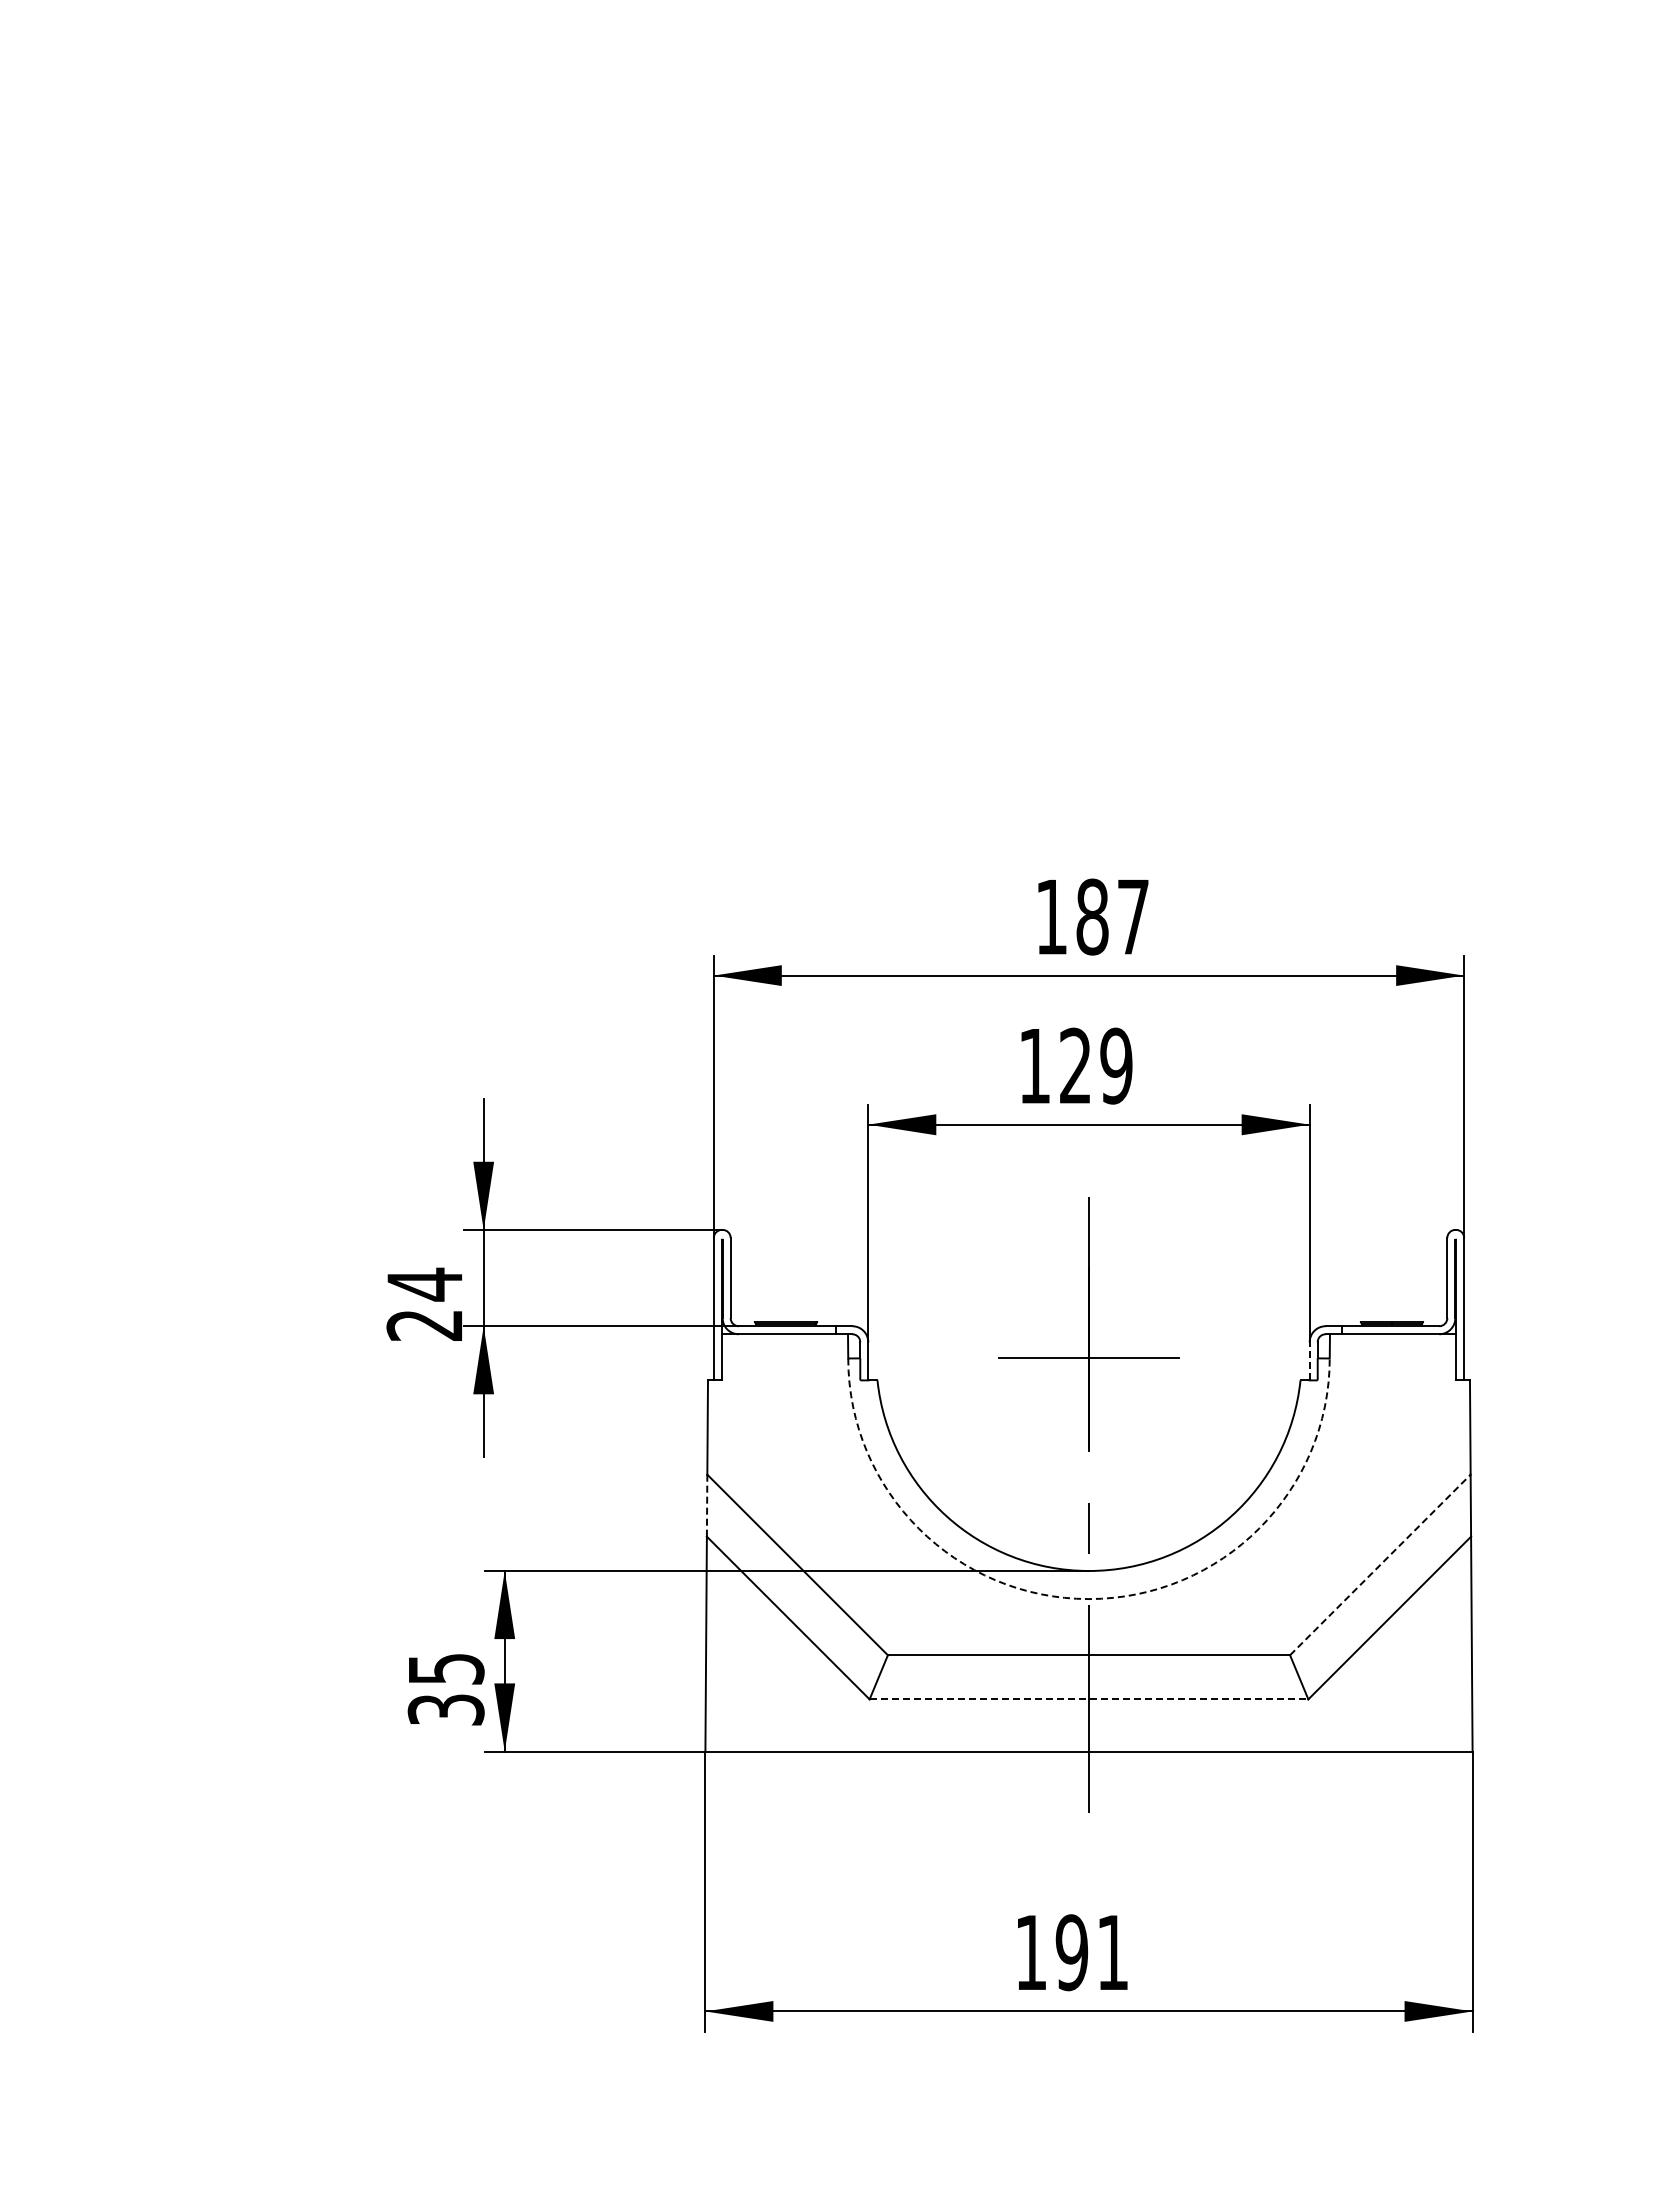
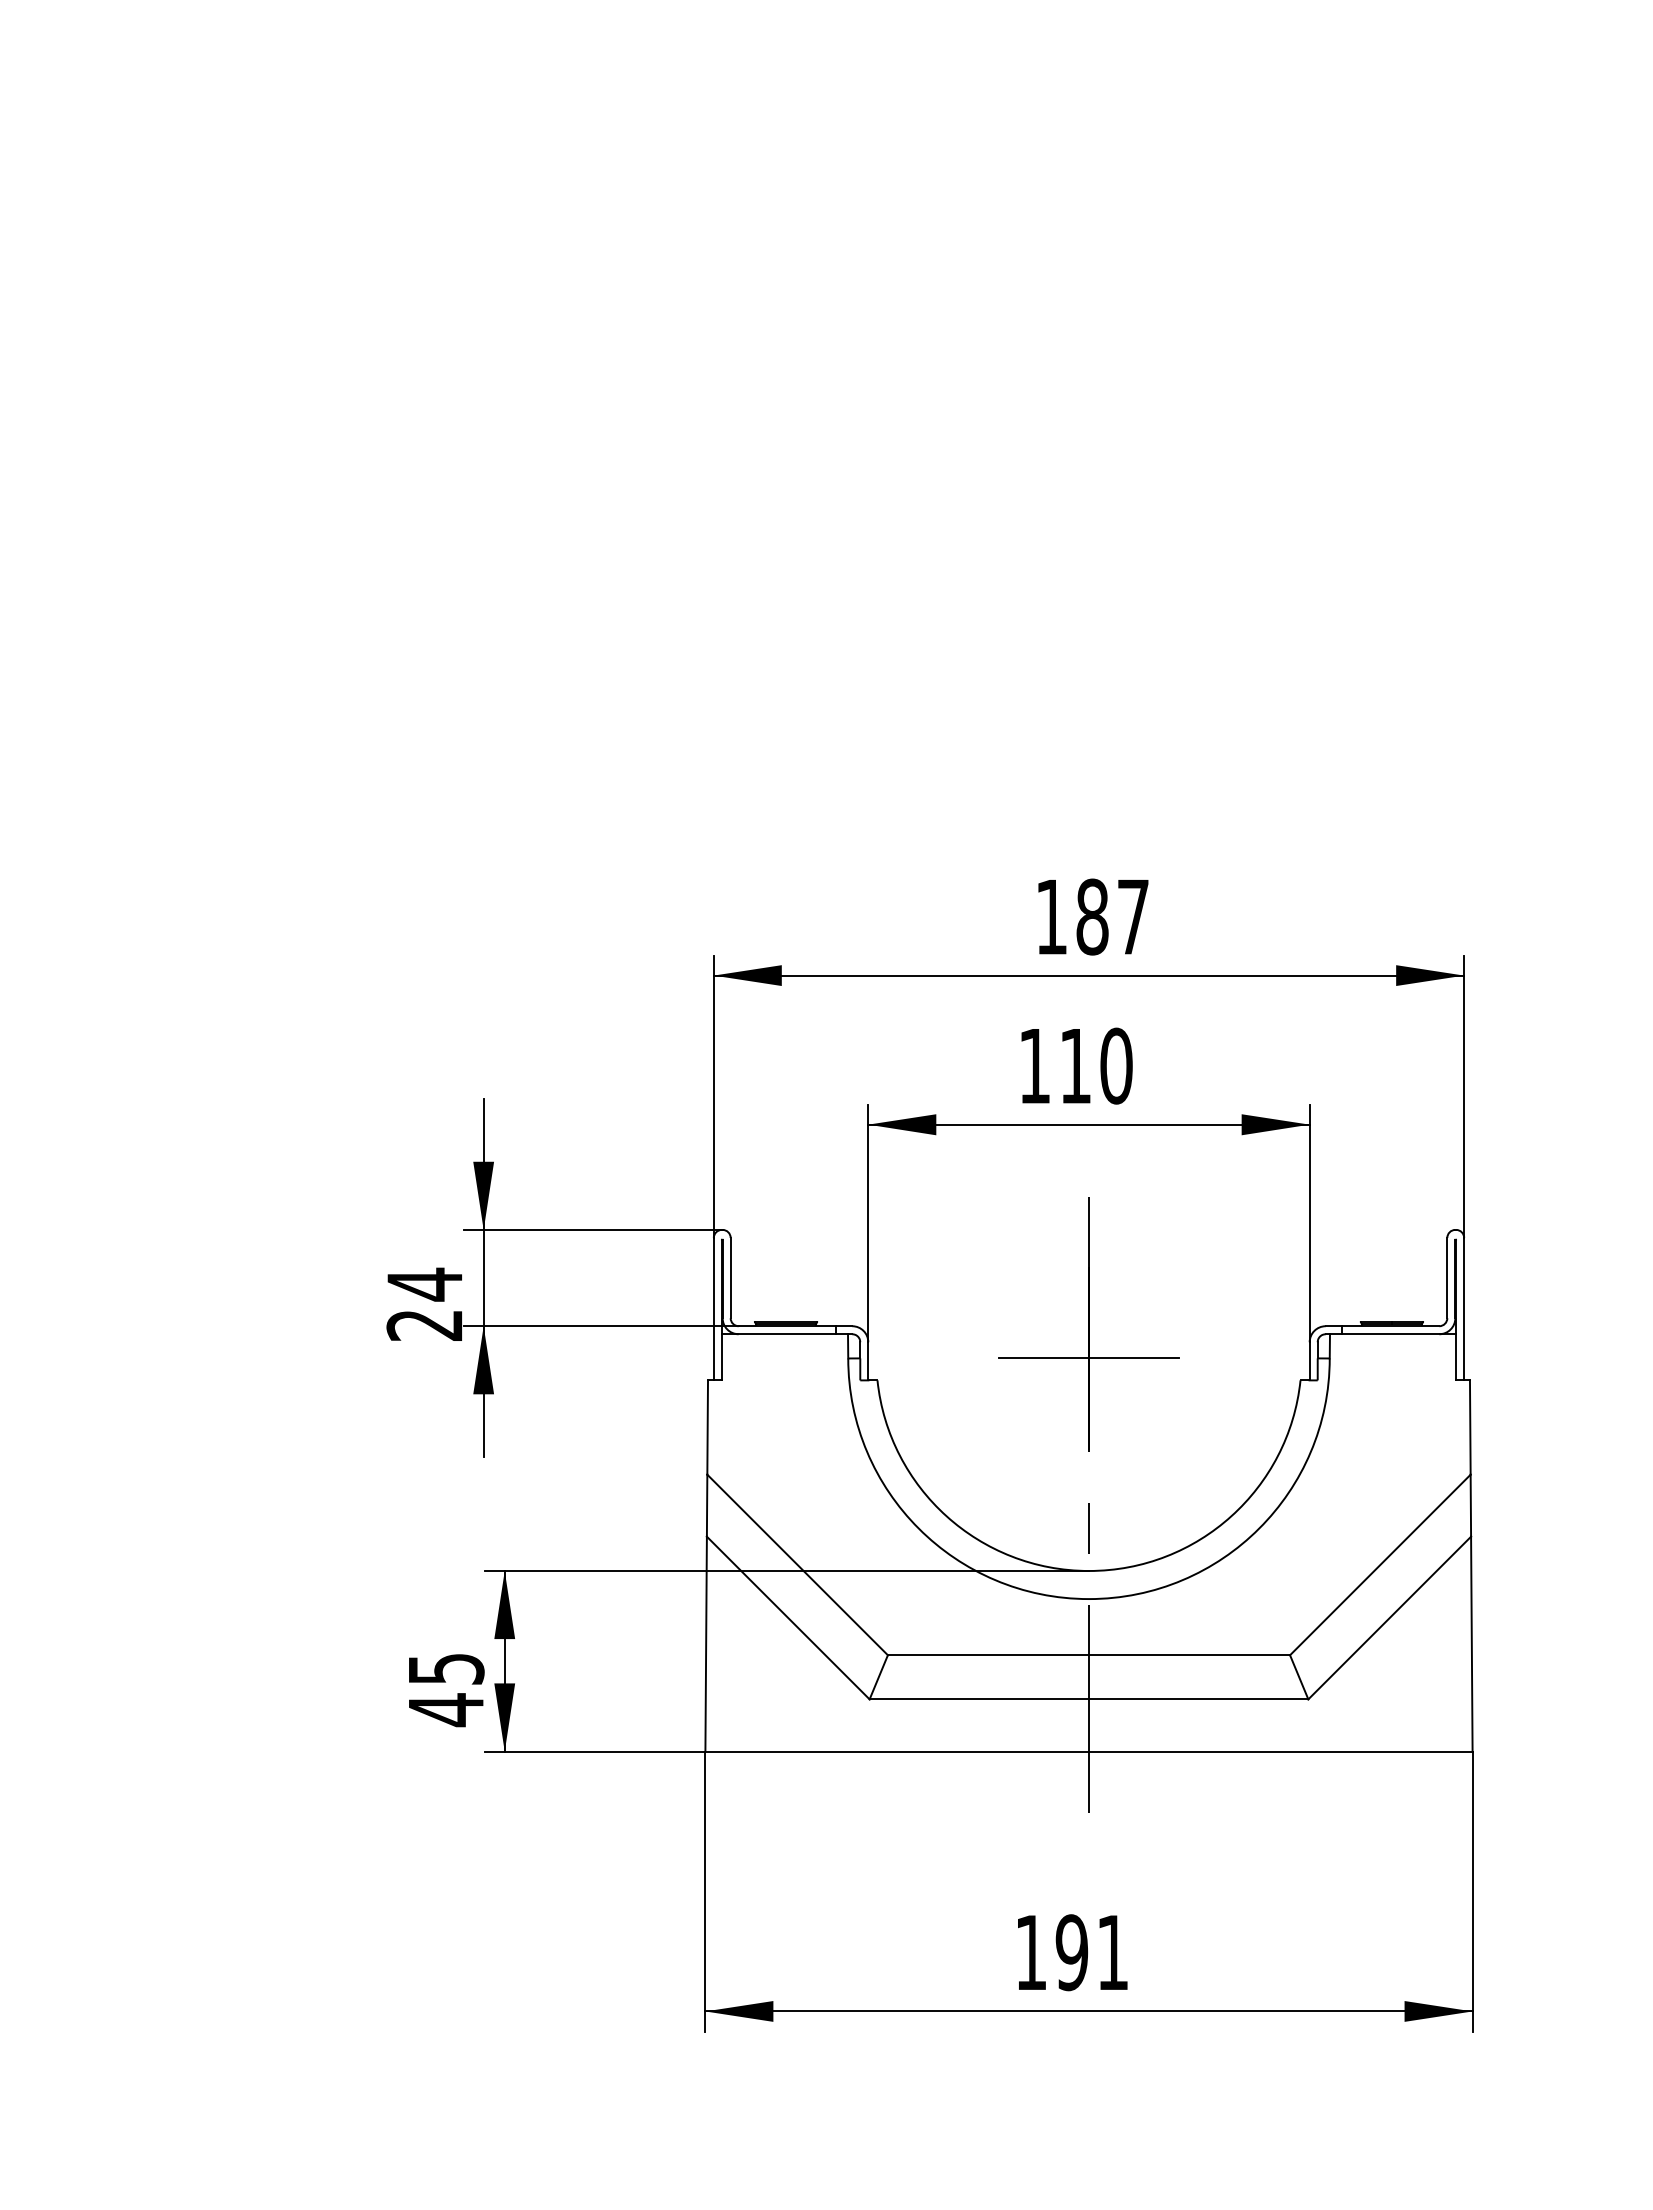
text: 129 -> 110 (1096, 1065)
line: dashed -> solid (1309, 1360)
line: dashed -> solid (707, 1505)
line: dashed -> solid (1380, 1564)
arc: dashed -> solid (1089, 1599)
line: dashed -> solid (1089, 1699)
text: 35 -> 45 (445, 1710)
